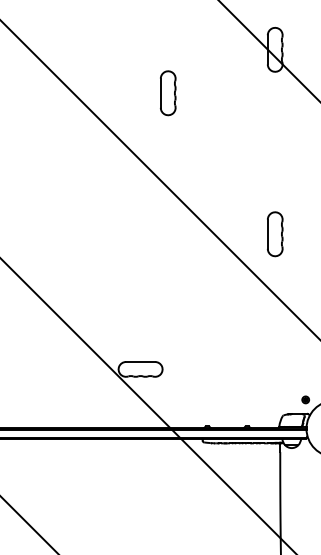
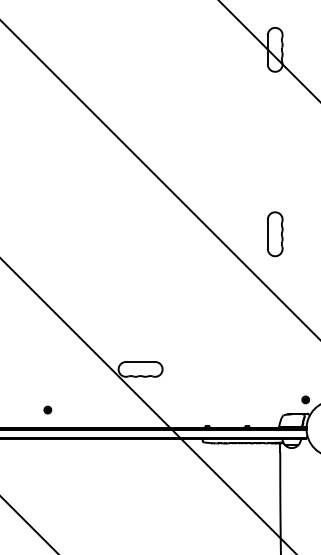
part: present -> none (168, 93)
part: none -> present (47, 409)
